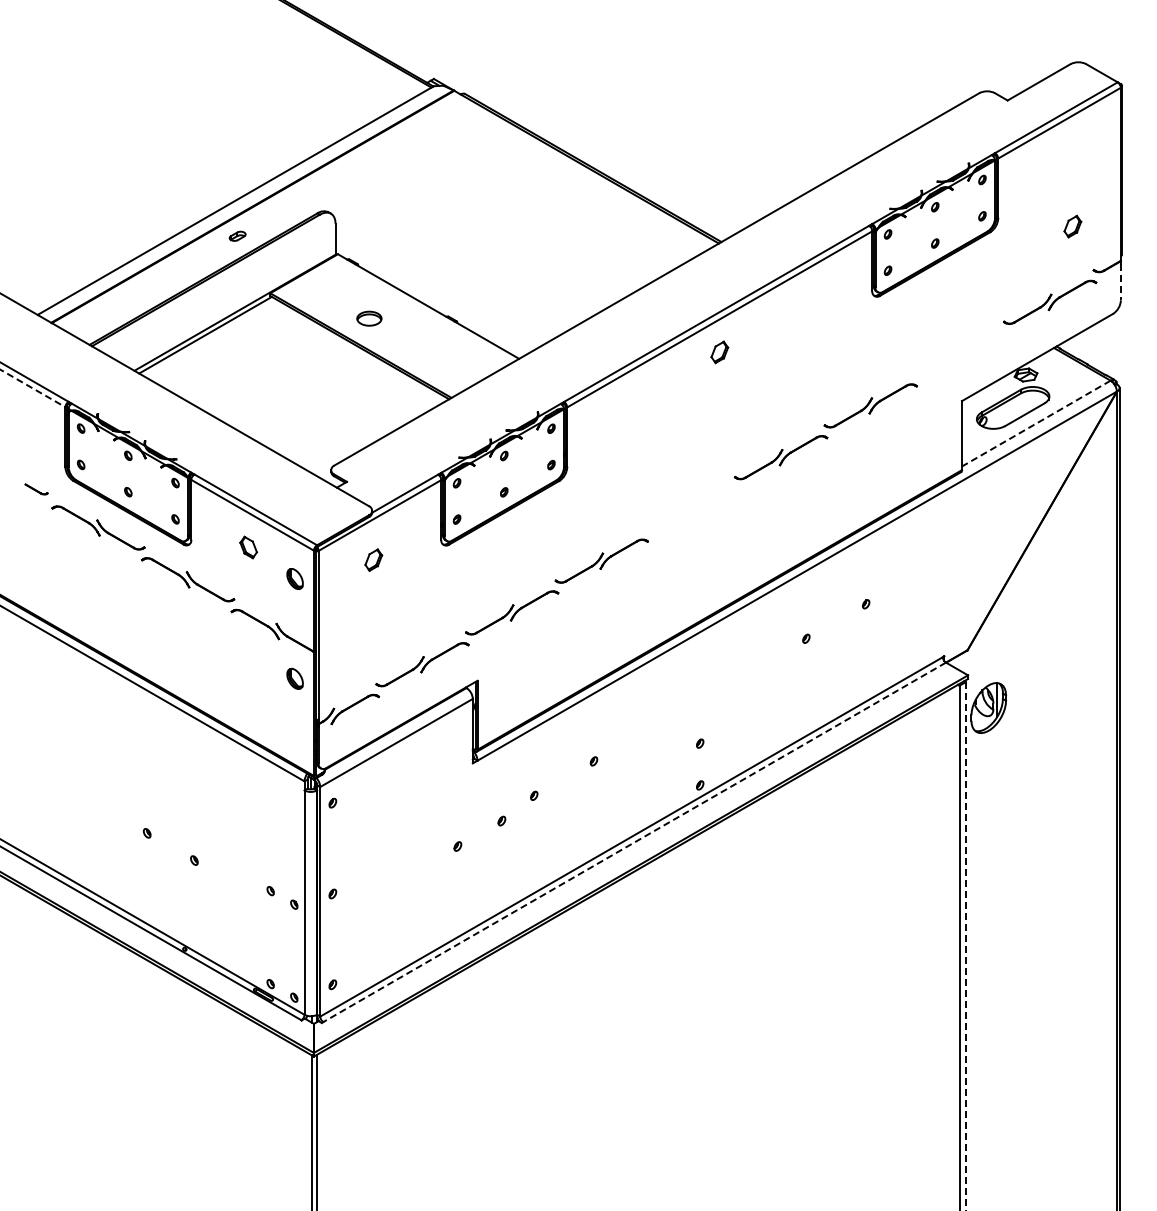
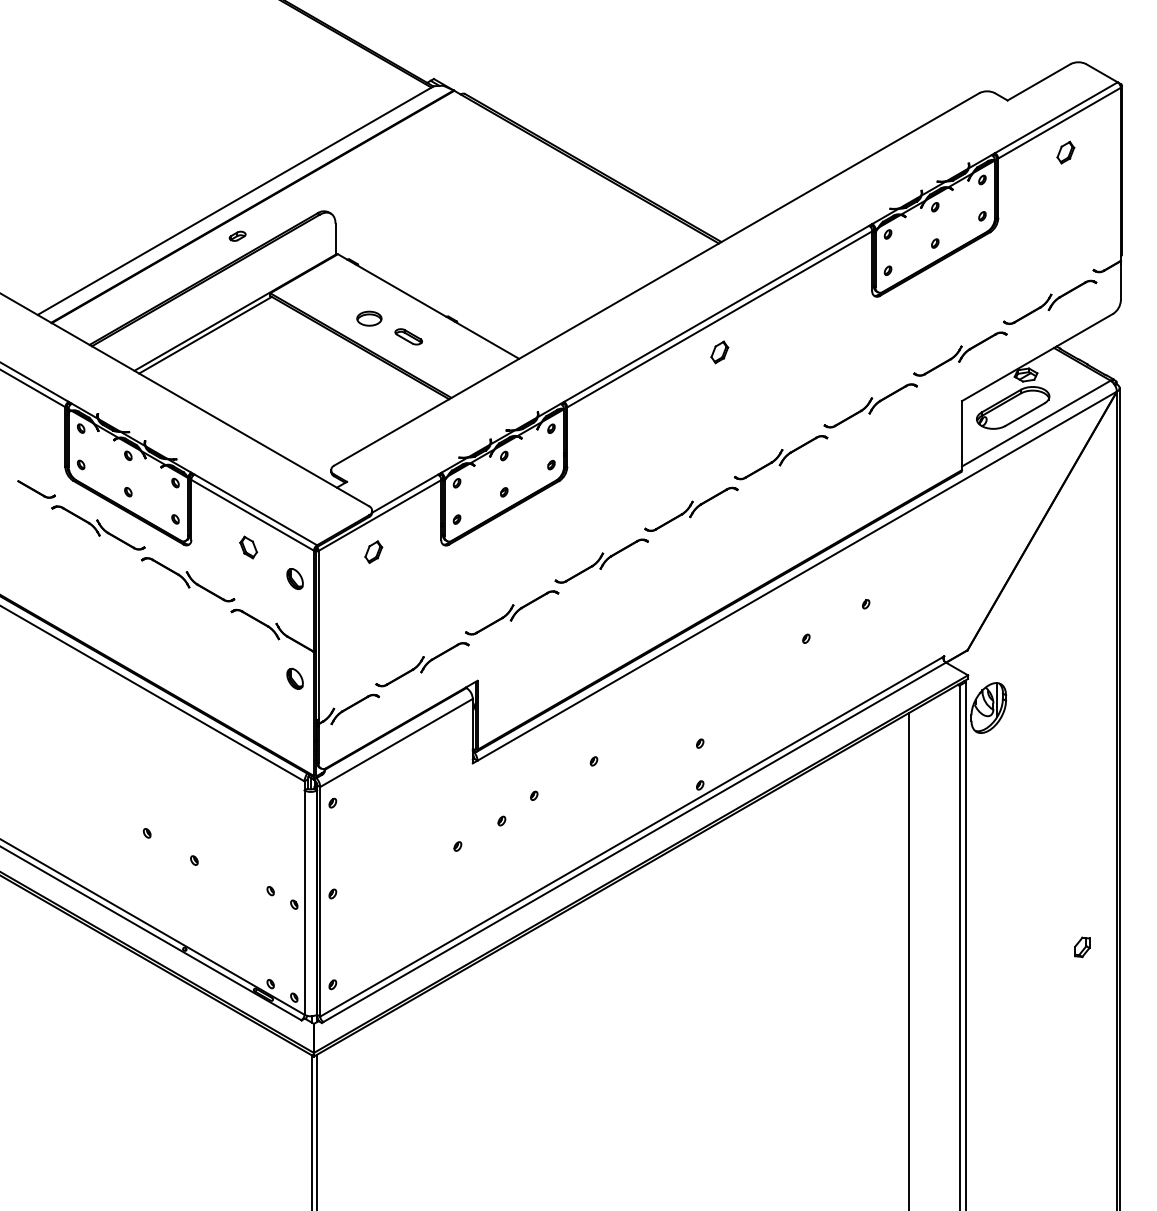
part position: (1072, 226) -> (1065, 152) (1065, 152)
line: dashed -> solid (1120, 282)
part: none -> present (408, 336)
part: none -> present (960, 353)
line: dashed -> solid (33, 388)
line: dashed -> solid (1036, 423)
part size: 25x13 px -> 39x19 px (36, 489)
part: none -> present (691, 508)
part position: (373, 559) -> (373, 551) (373, 551)
line: dashed -> solid (634, 842)
line: dashed -> solid (965, 947)
part: none -> present (1082, 947)
line: none -> present (909, 959)
